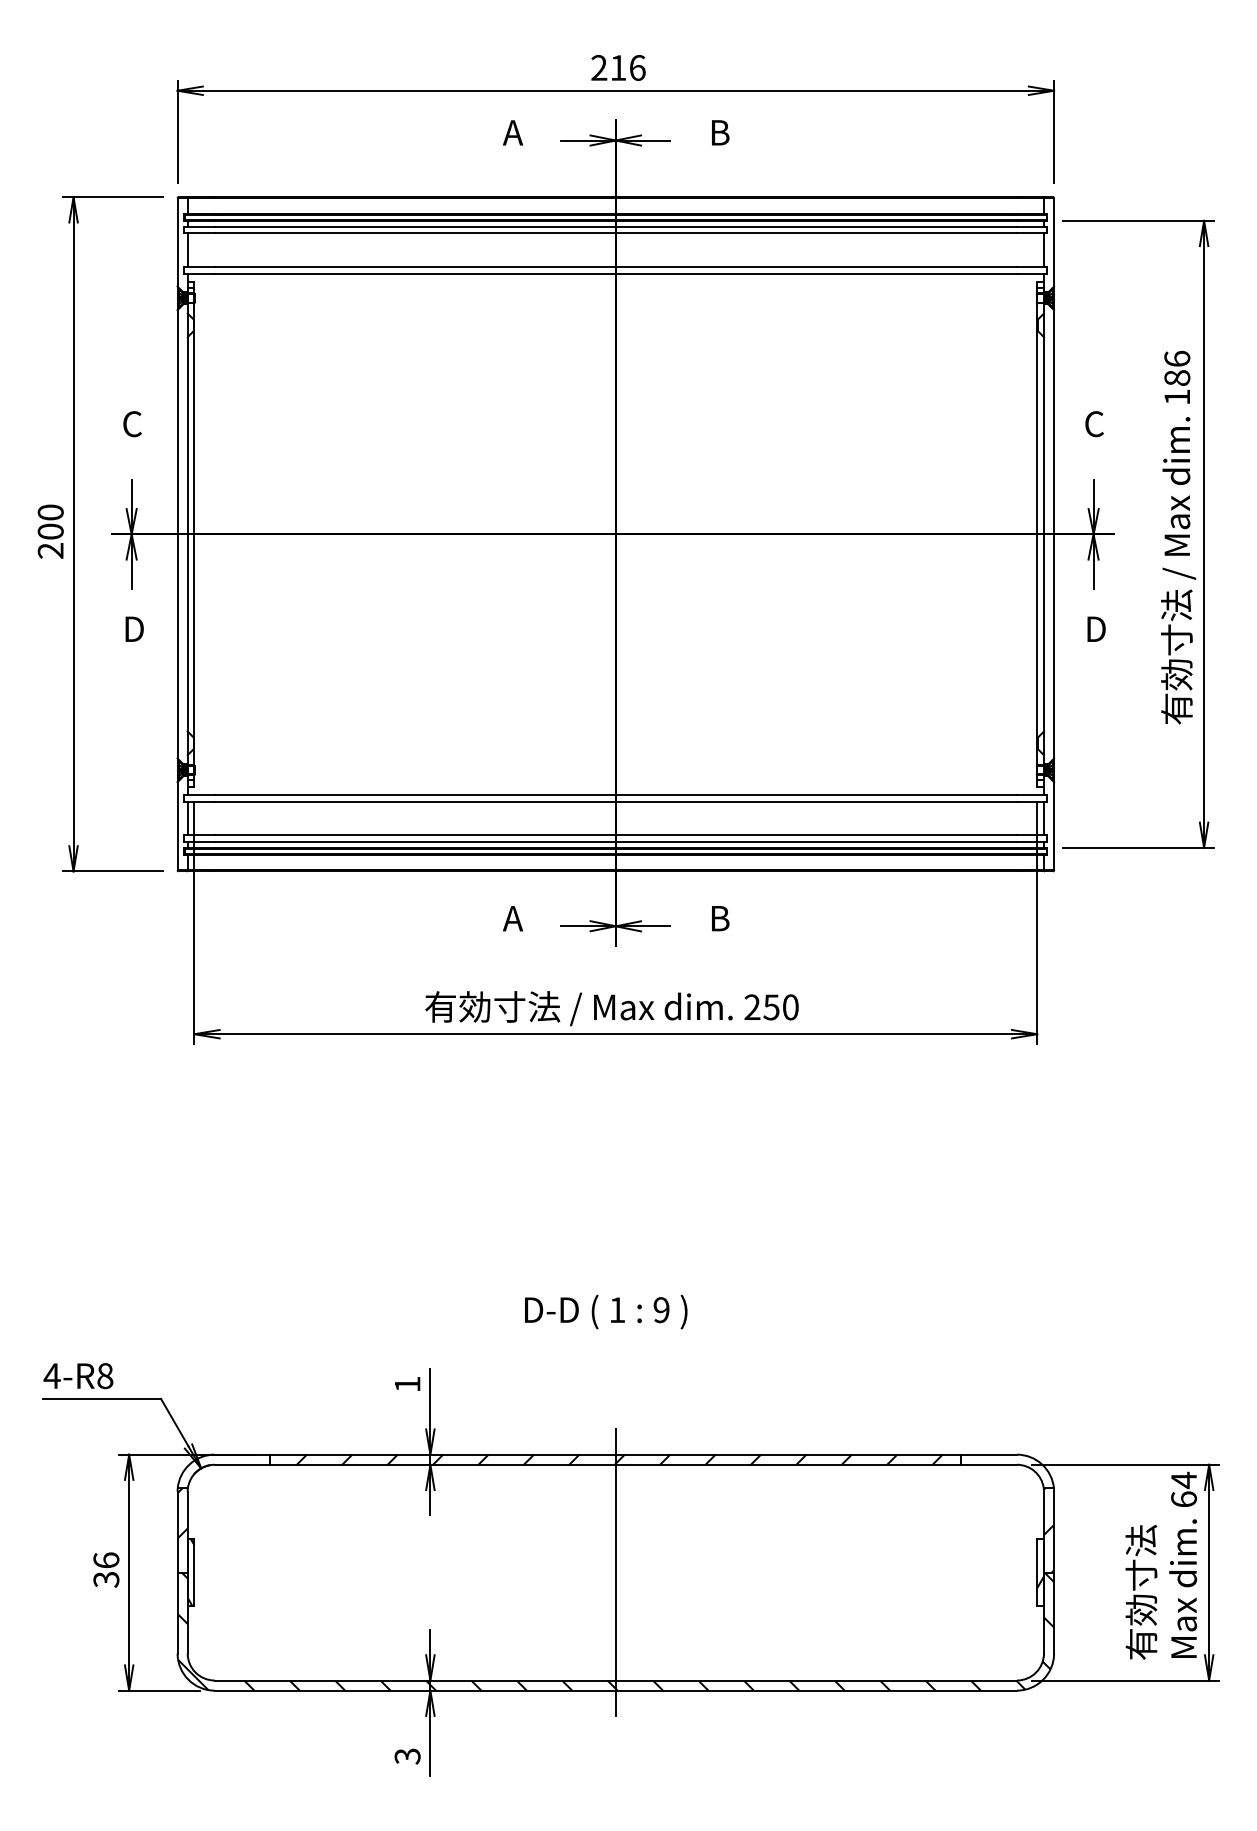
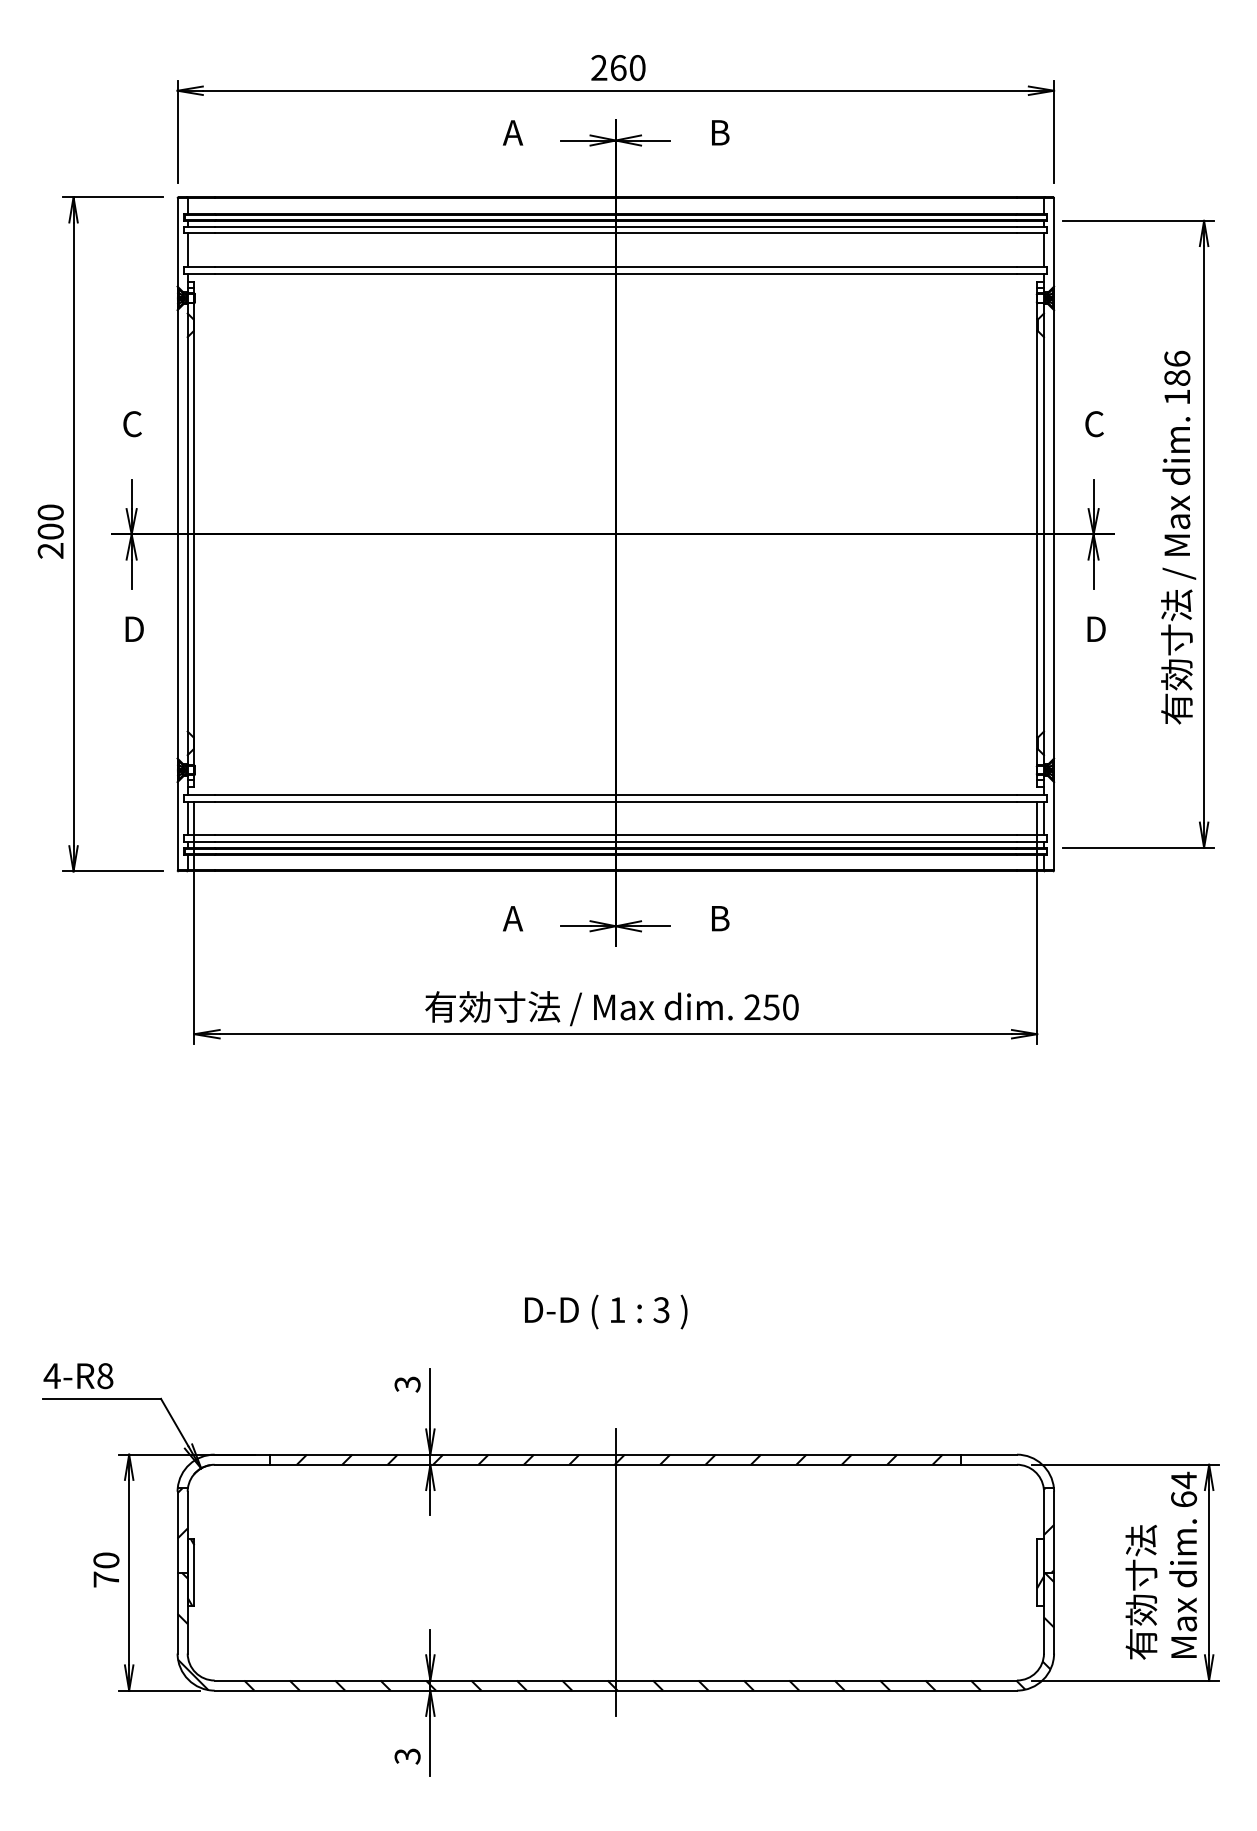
text: 216 -> 260 (628, 67)
text: 9 -> 3 (661, 1310)
text: 1 -> 3 (407, 1384)
text: 36 -> 70 (106, 1569)
